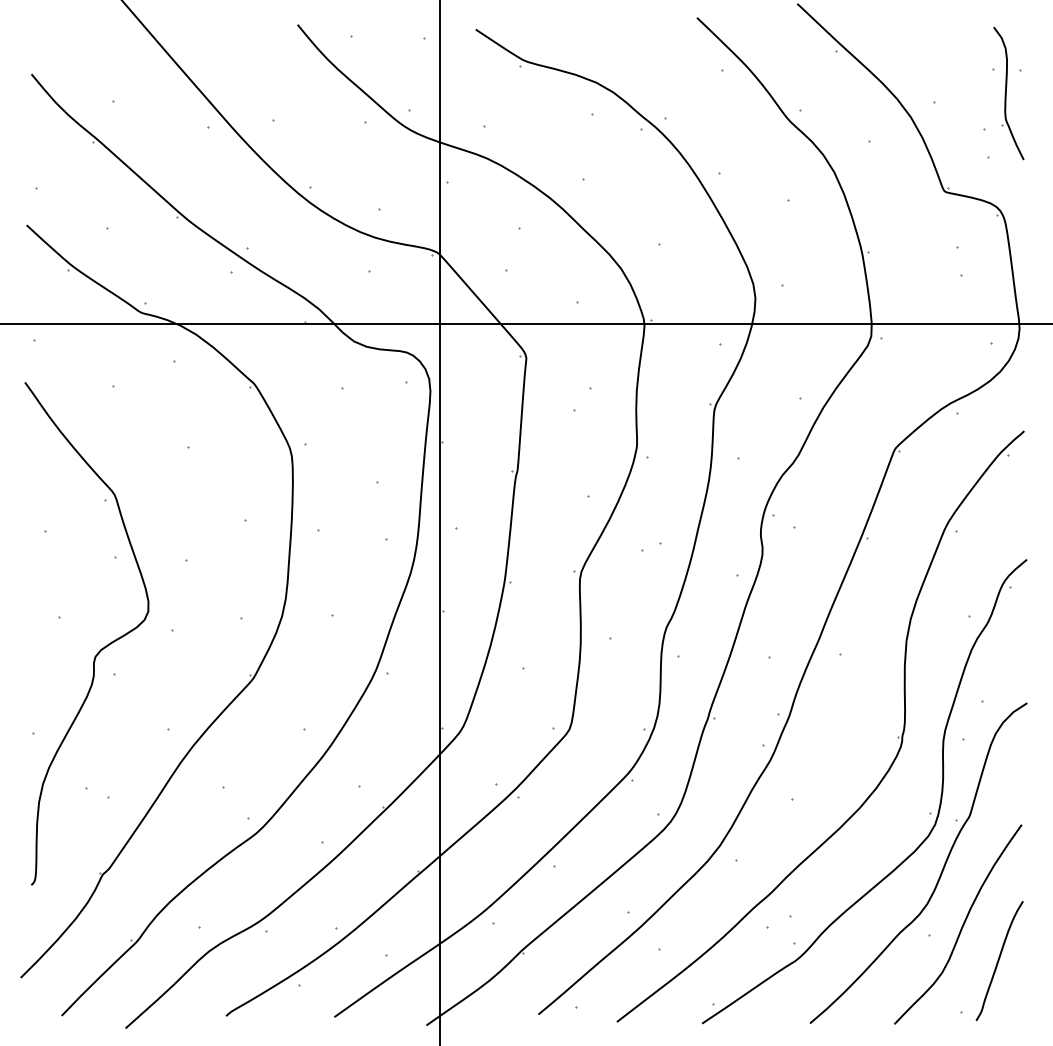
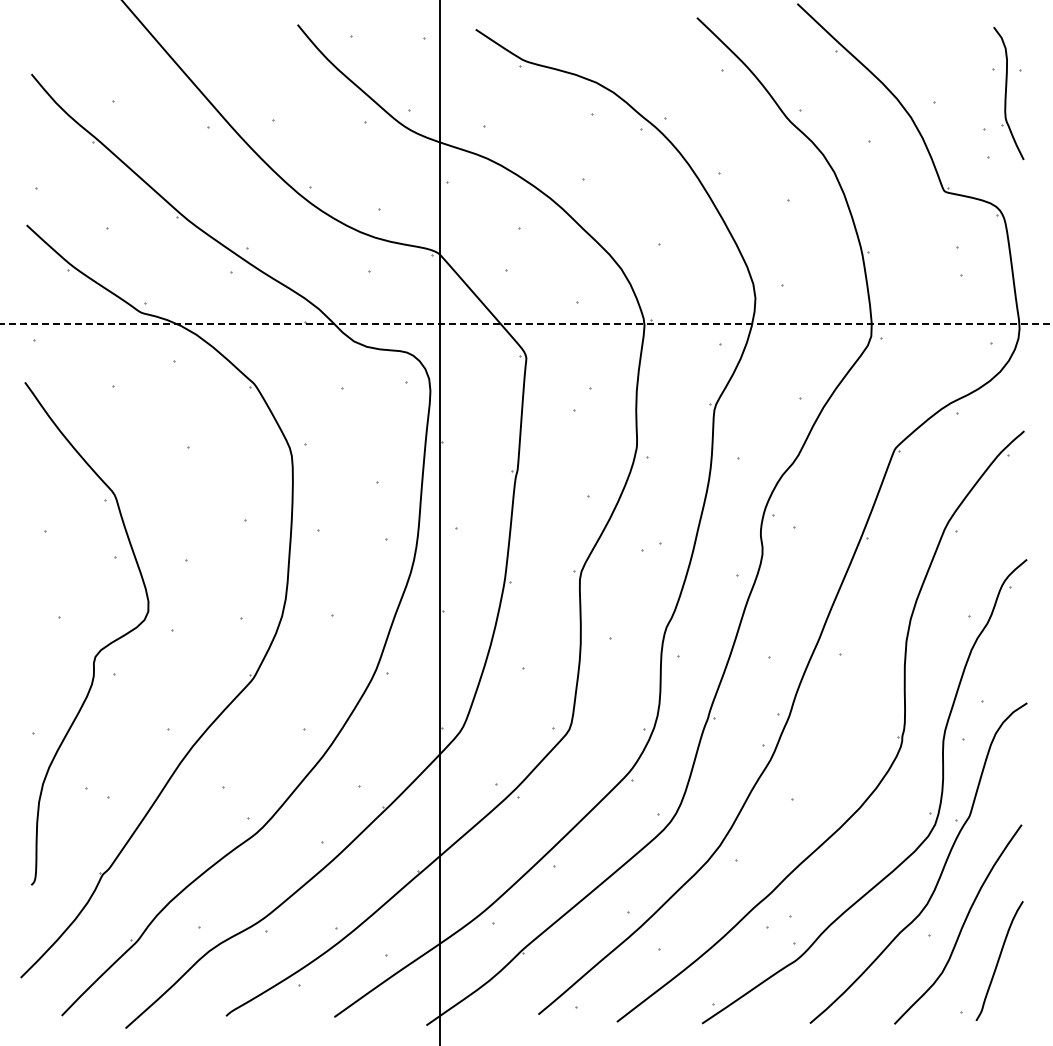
line: solid -> dashed (525, 323)
